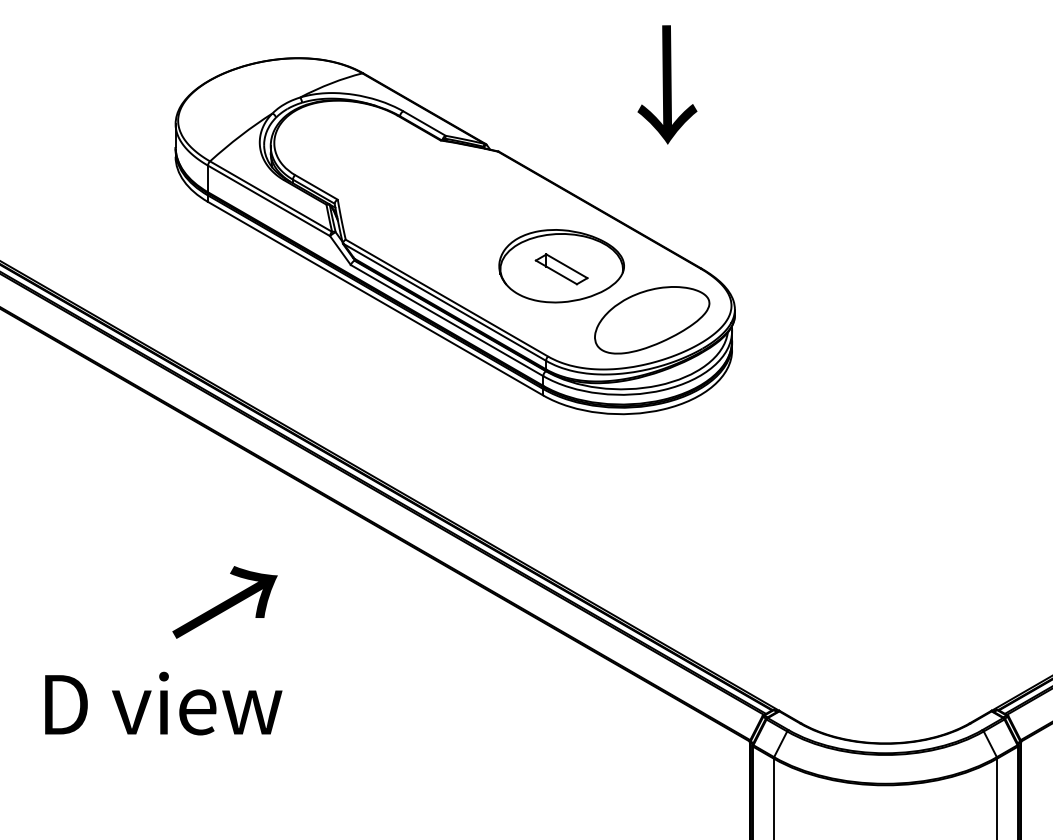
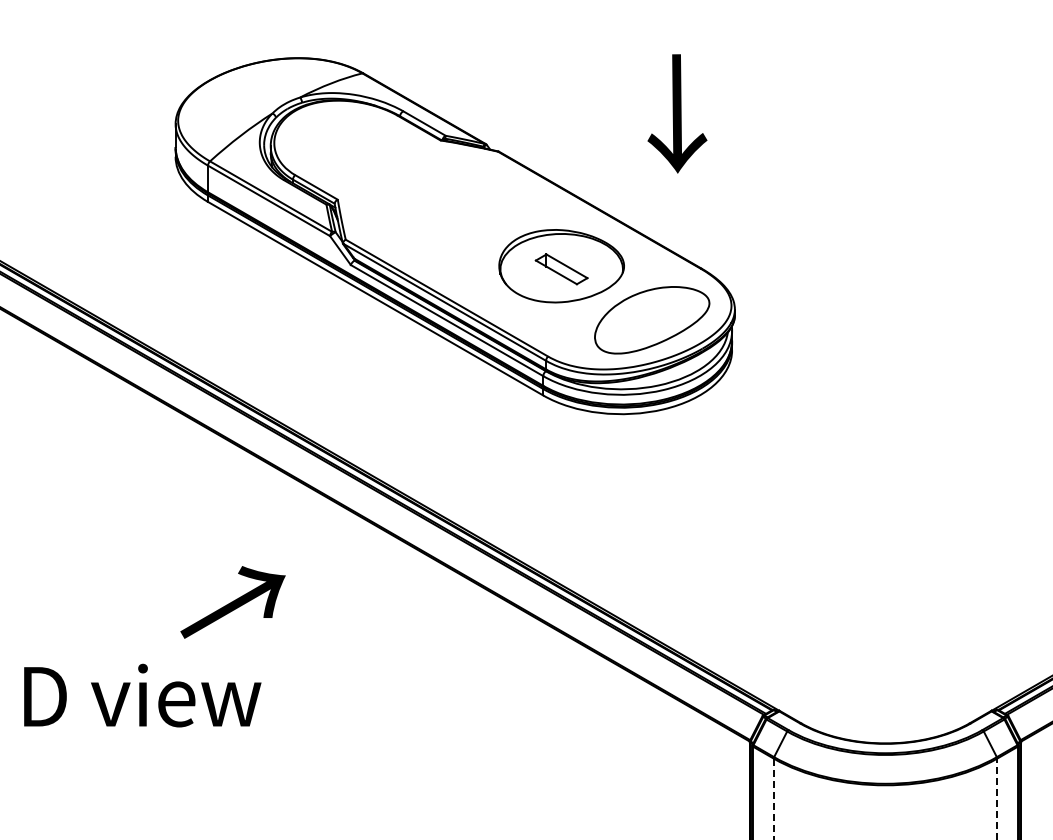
text position: (667, 84) -> (677, 113) (677, 113)
text position: (224, 602) -> (232, 602) (232, 602)
text position: (163, 703) -> (142, 695) (142, 695)
line: solid -> dashed (997, 798)
line: solid -> dashed (773, 799)
